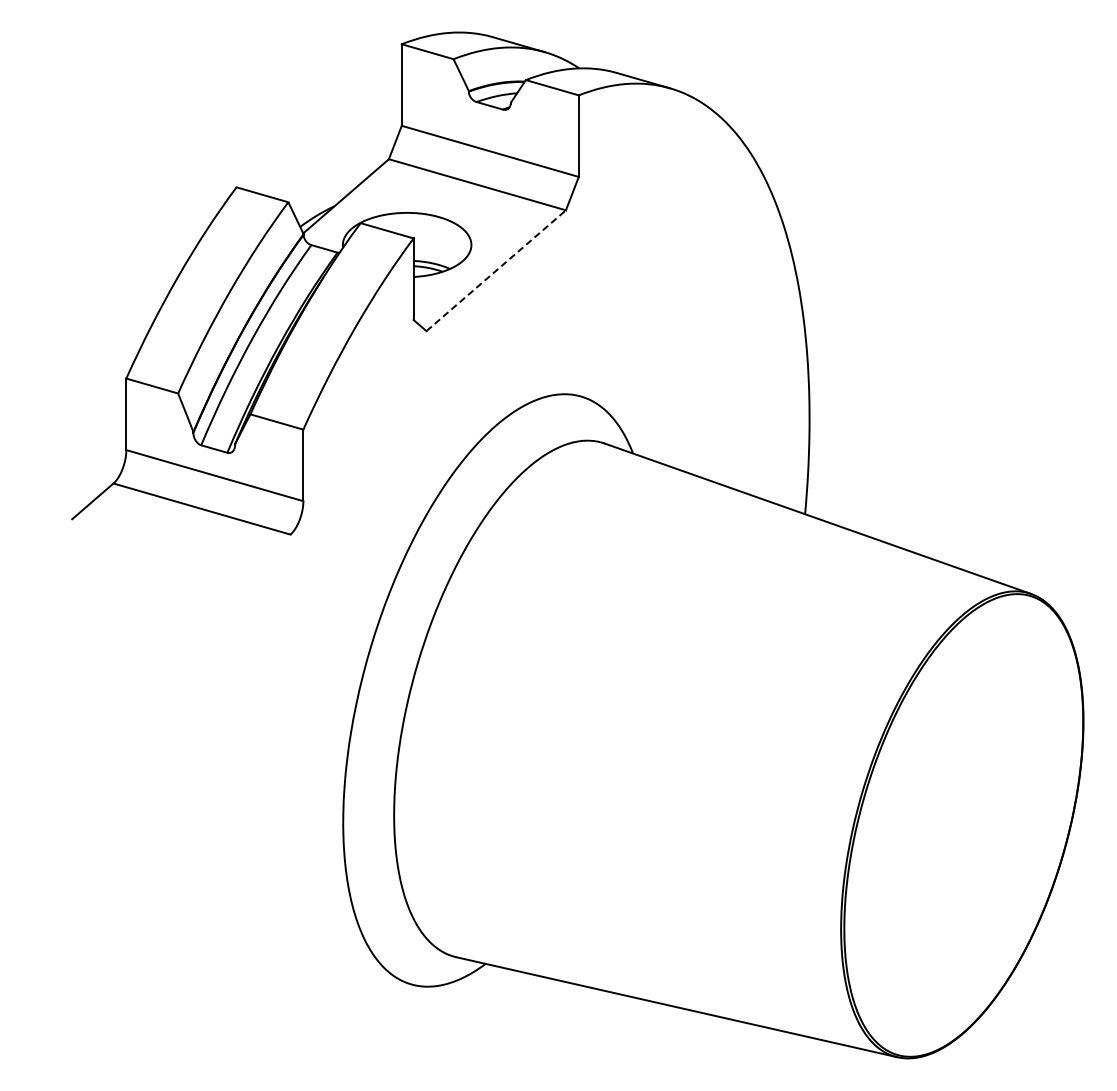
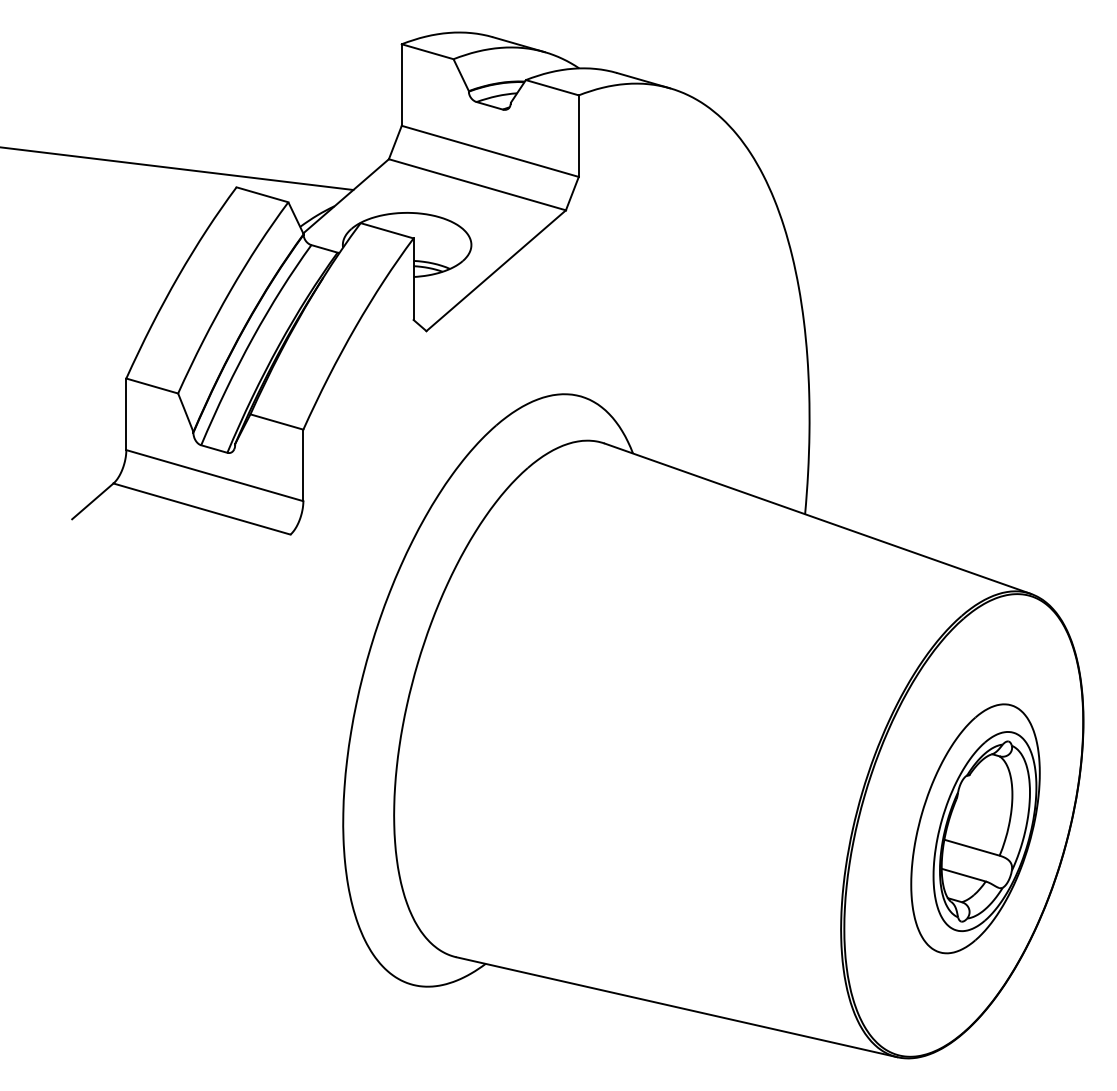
line: none -> present (177, 168)
line: dashed -> solid (496, 270)
part: none -> present (975, 828)
